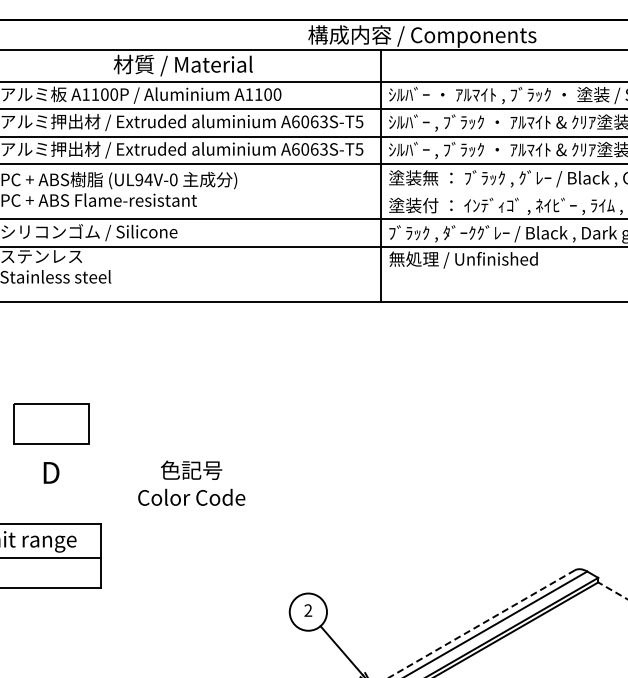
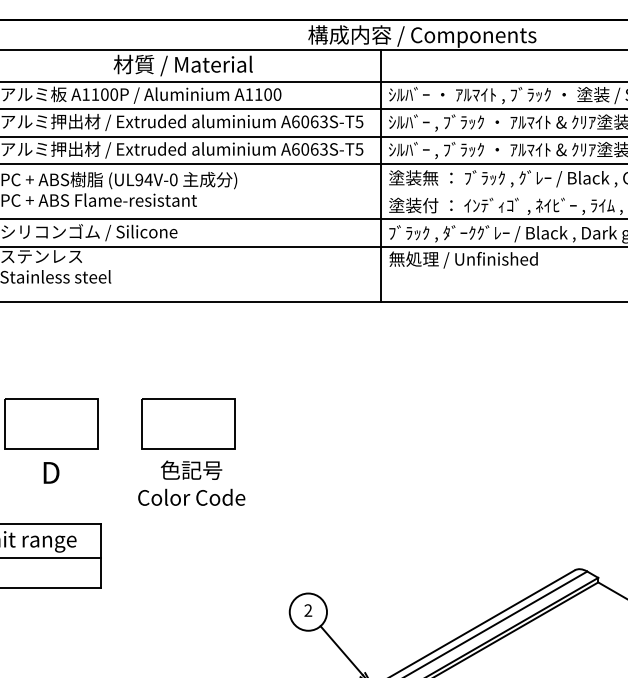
part size: 77x42 px -> 95x52 px (51, 423)
part: none -> present (188, 423)
line: dashed -> solid (612, 590)
line: dashed -> solid (481, 624)
